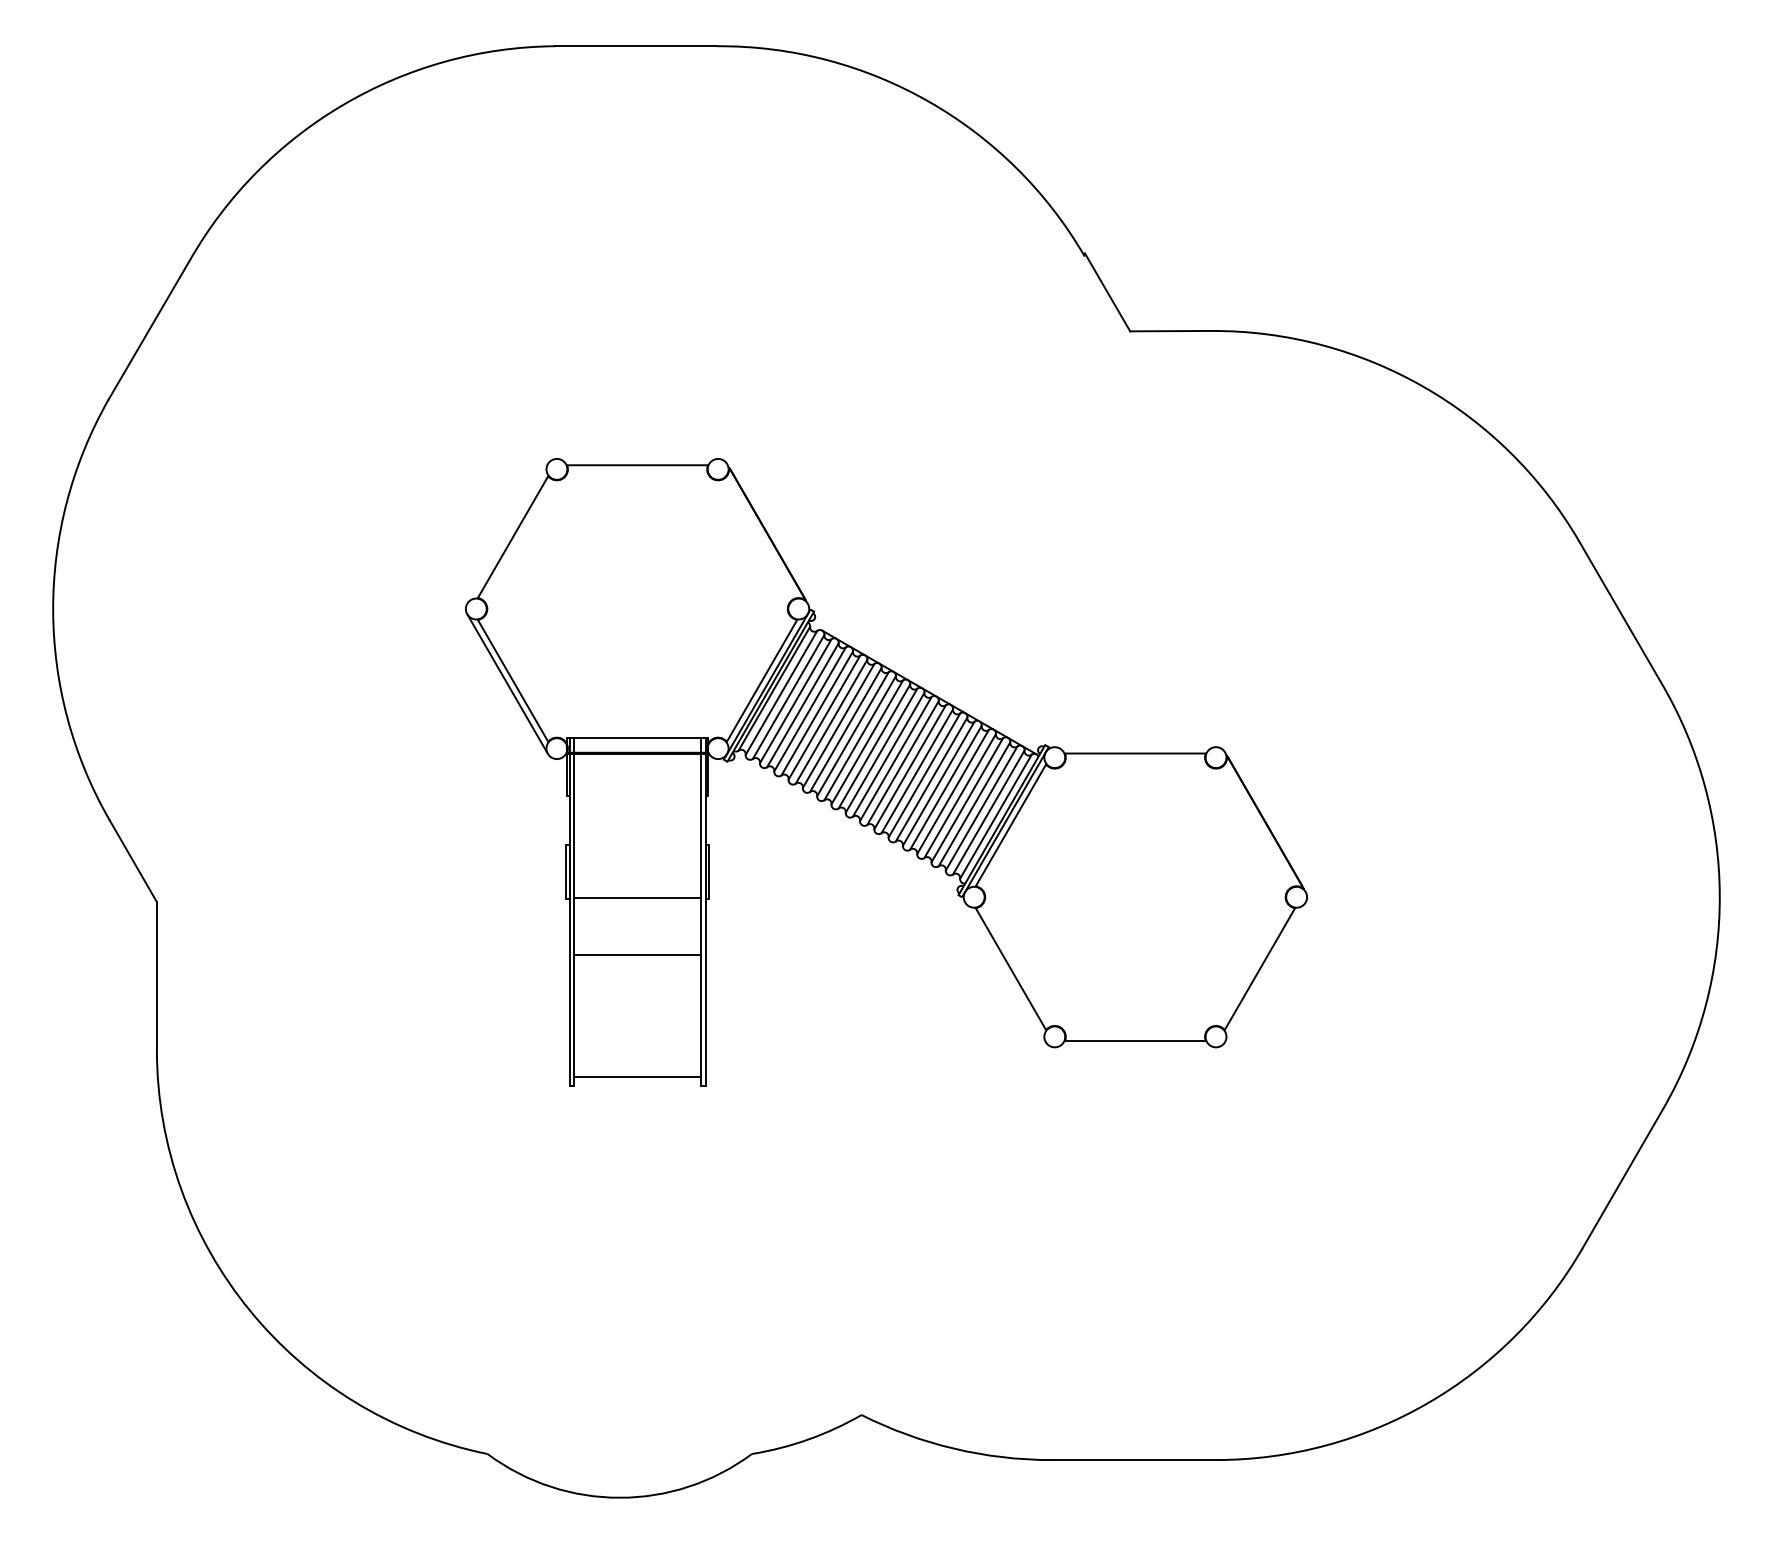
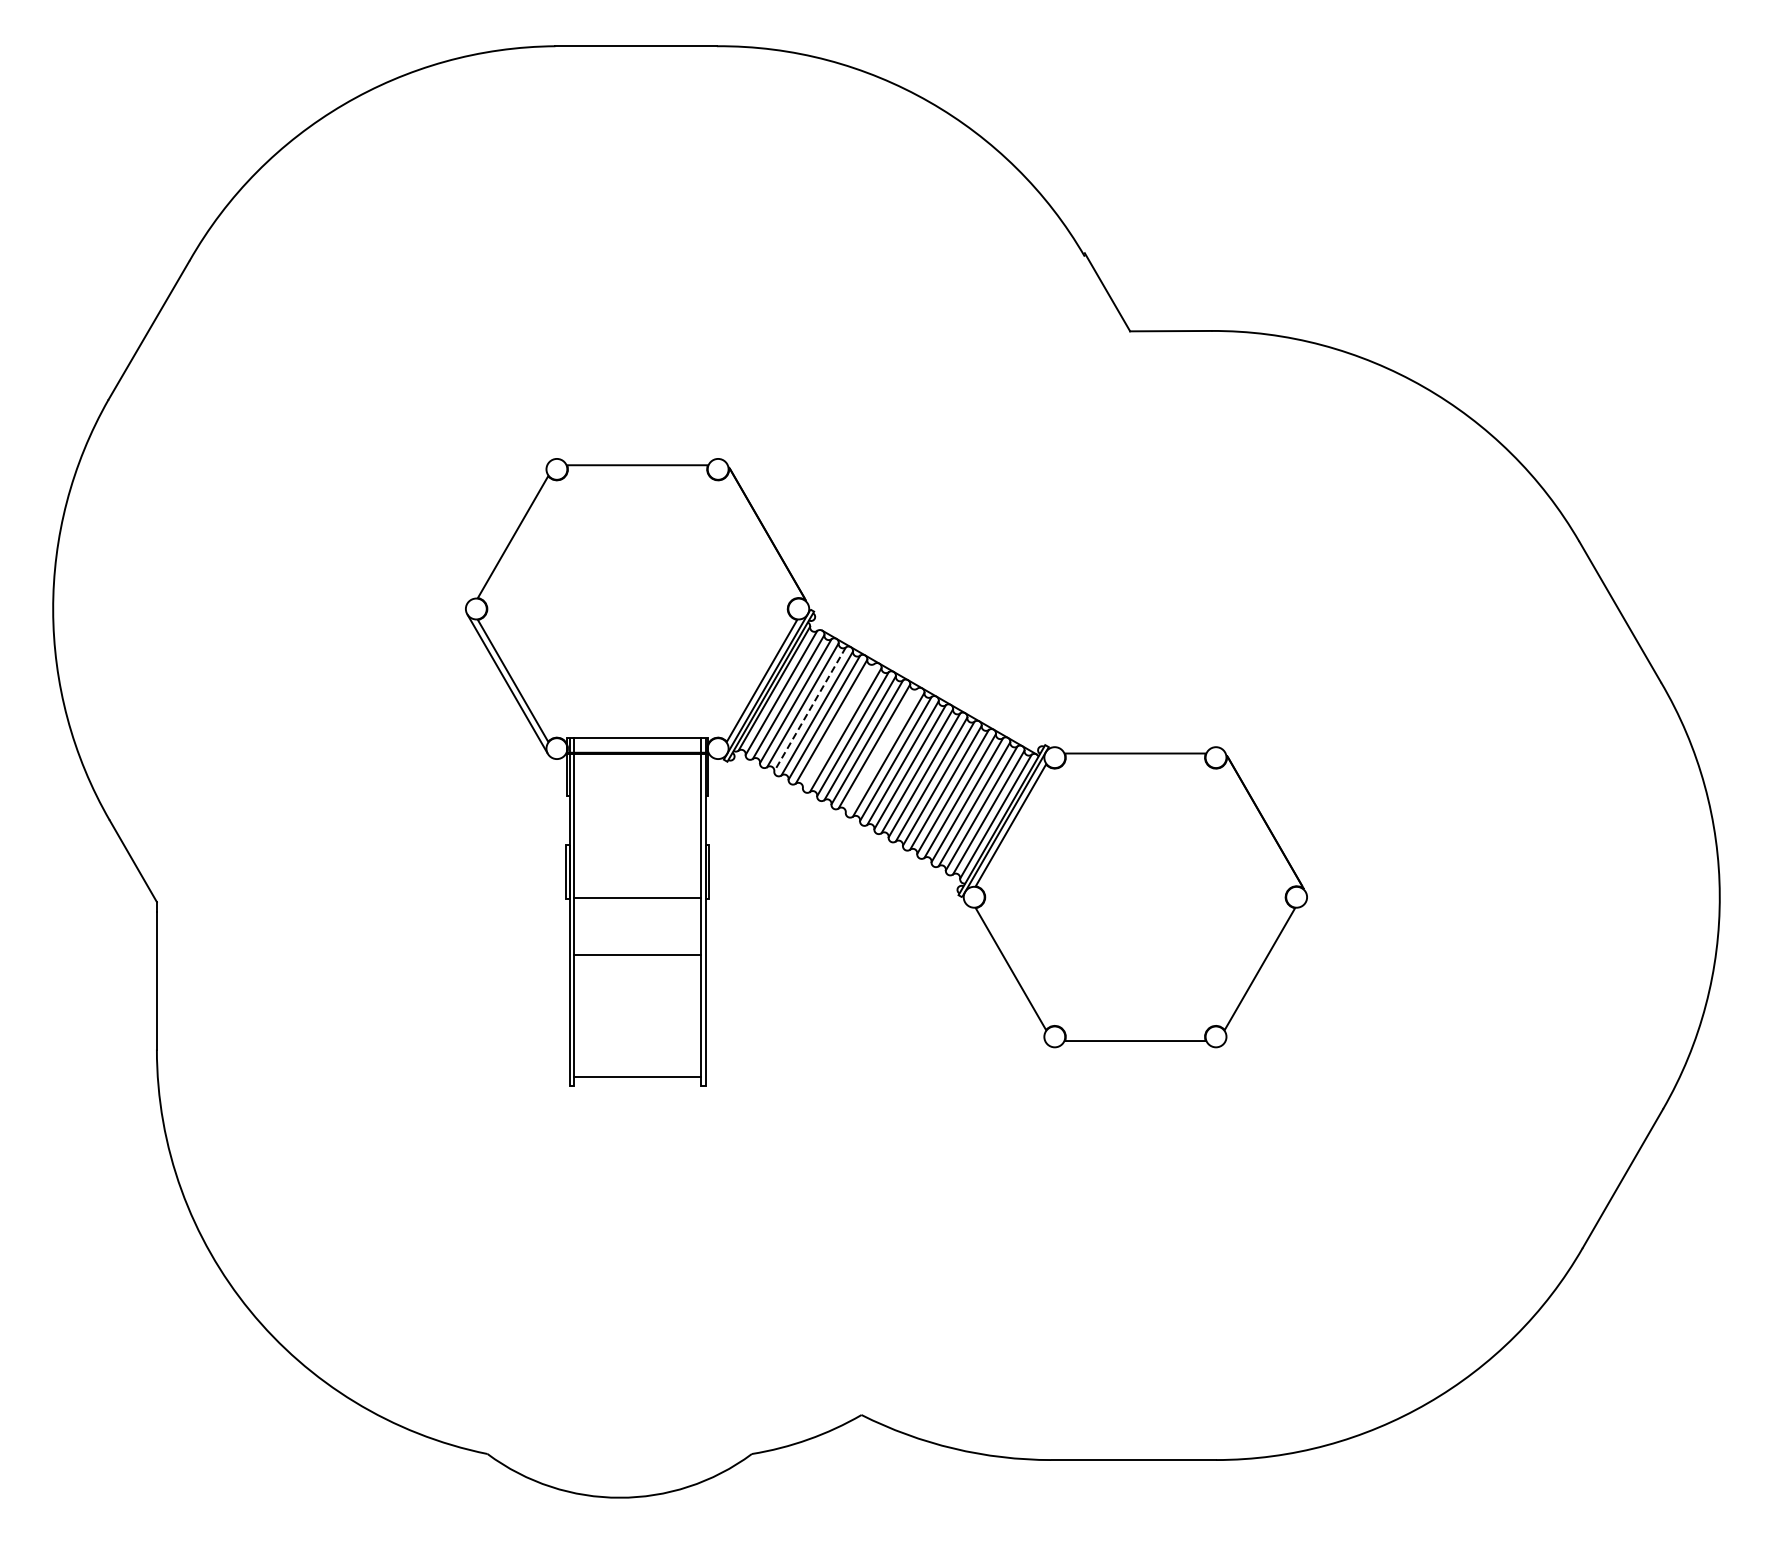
line: solid -> dashed (810, 709)
line: present -> none (838, 725)
line: present -> none (881, 750)
